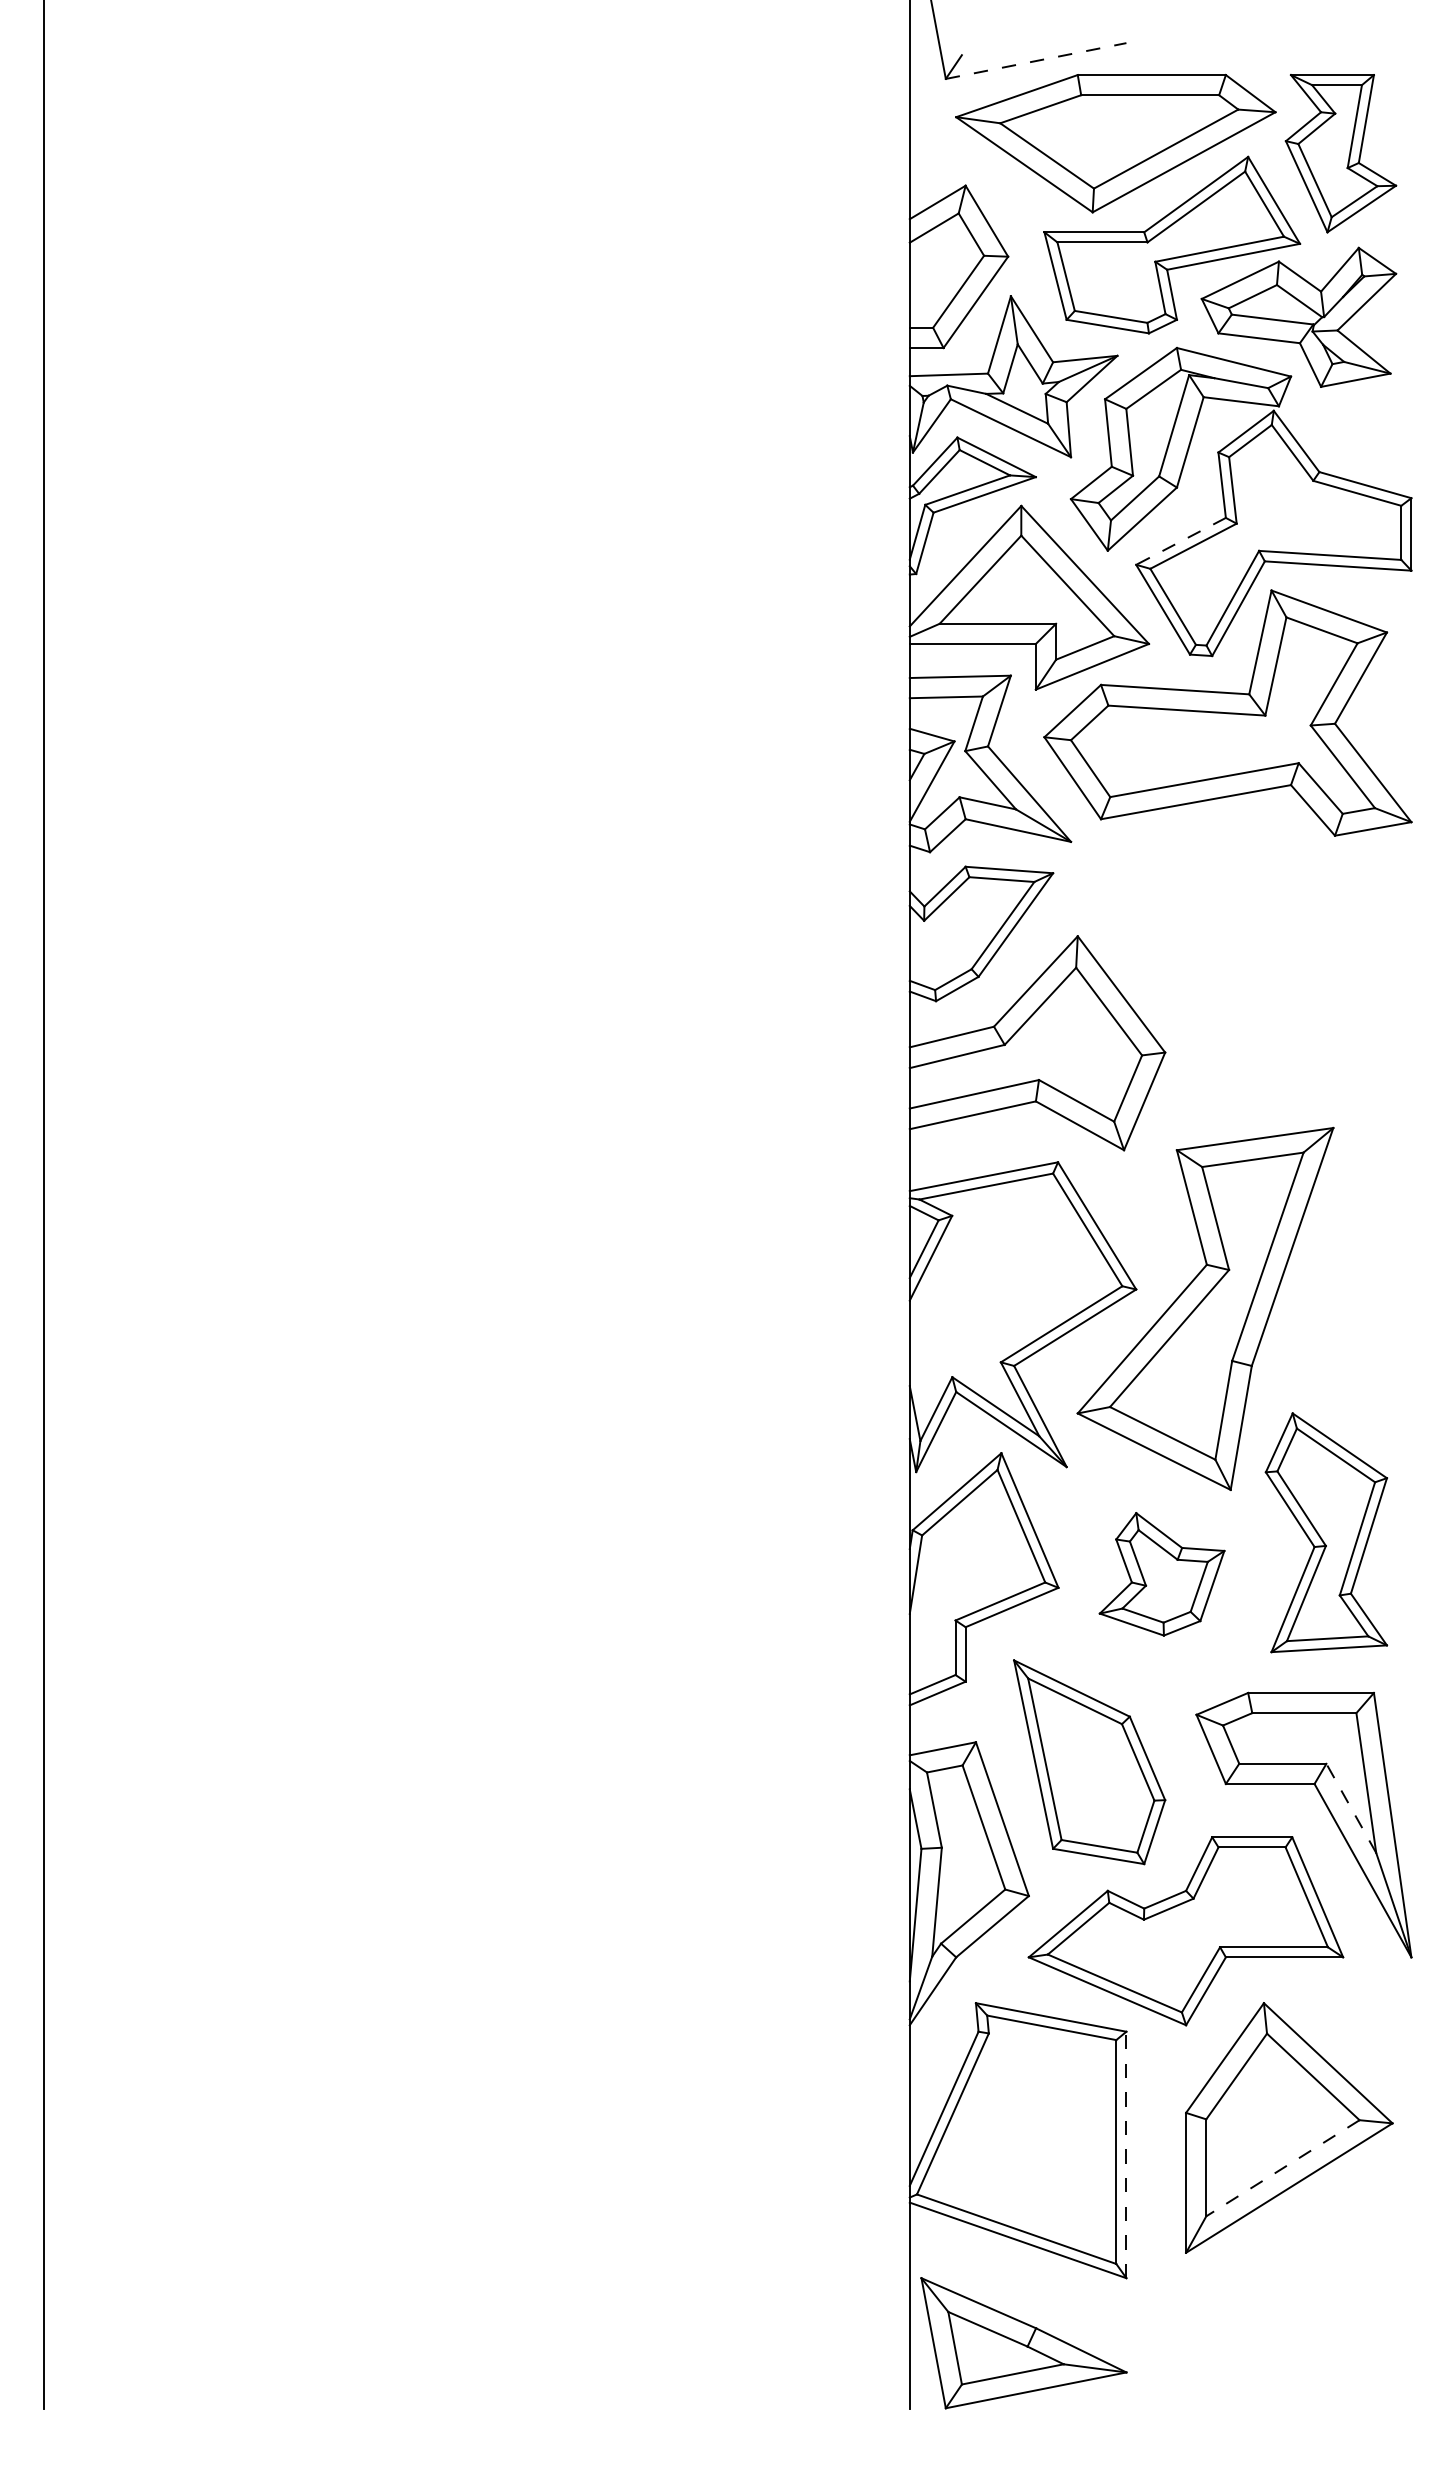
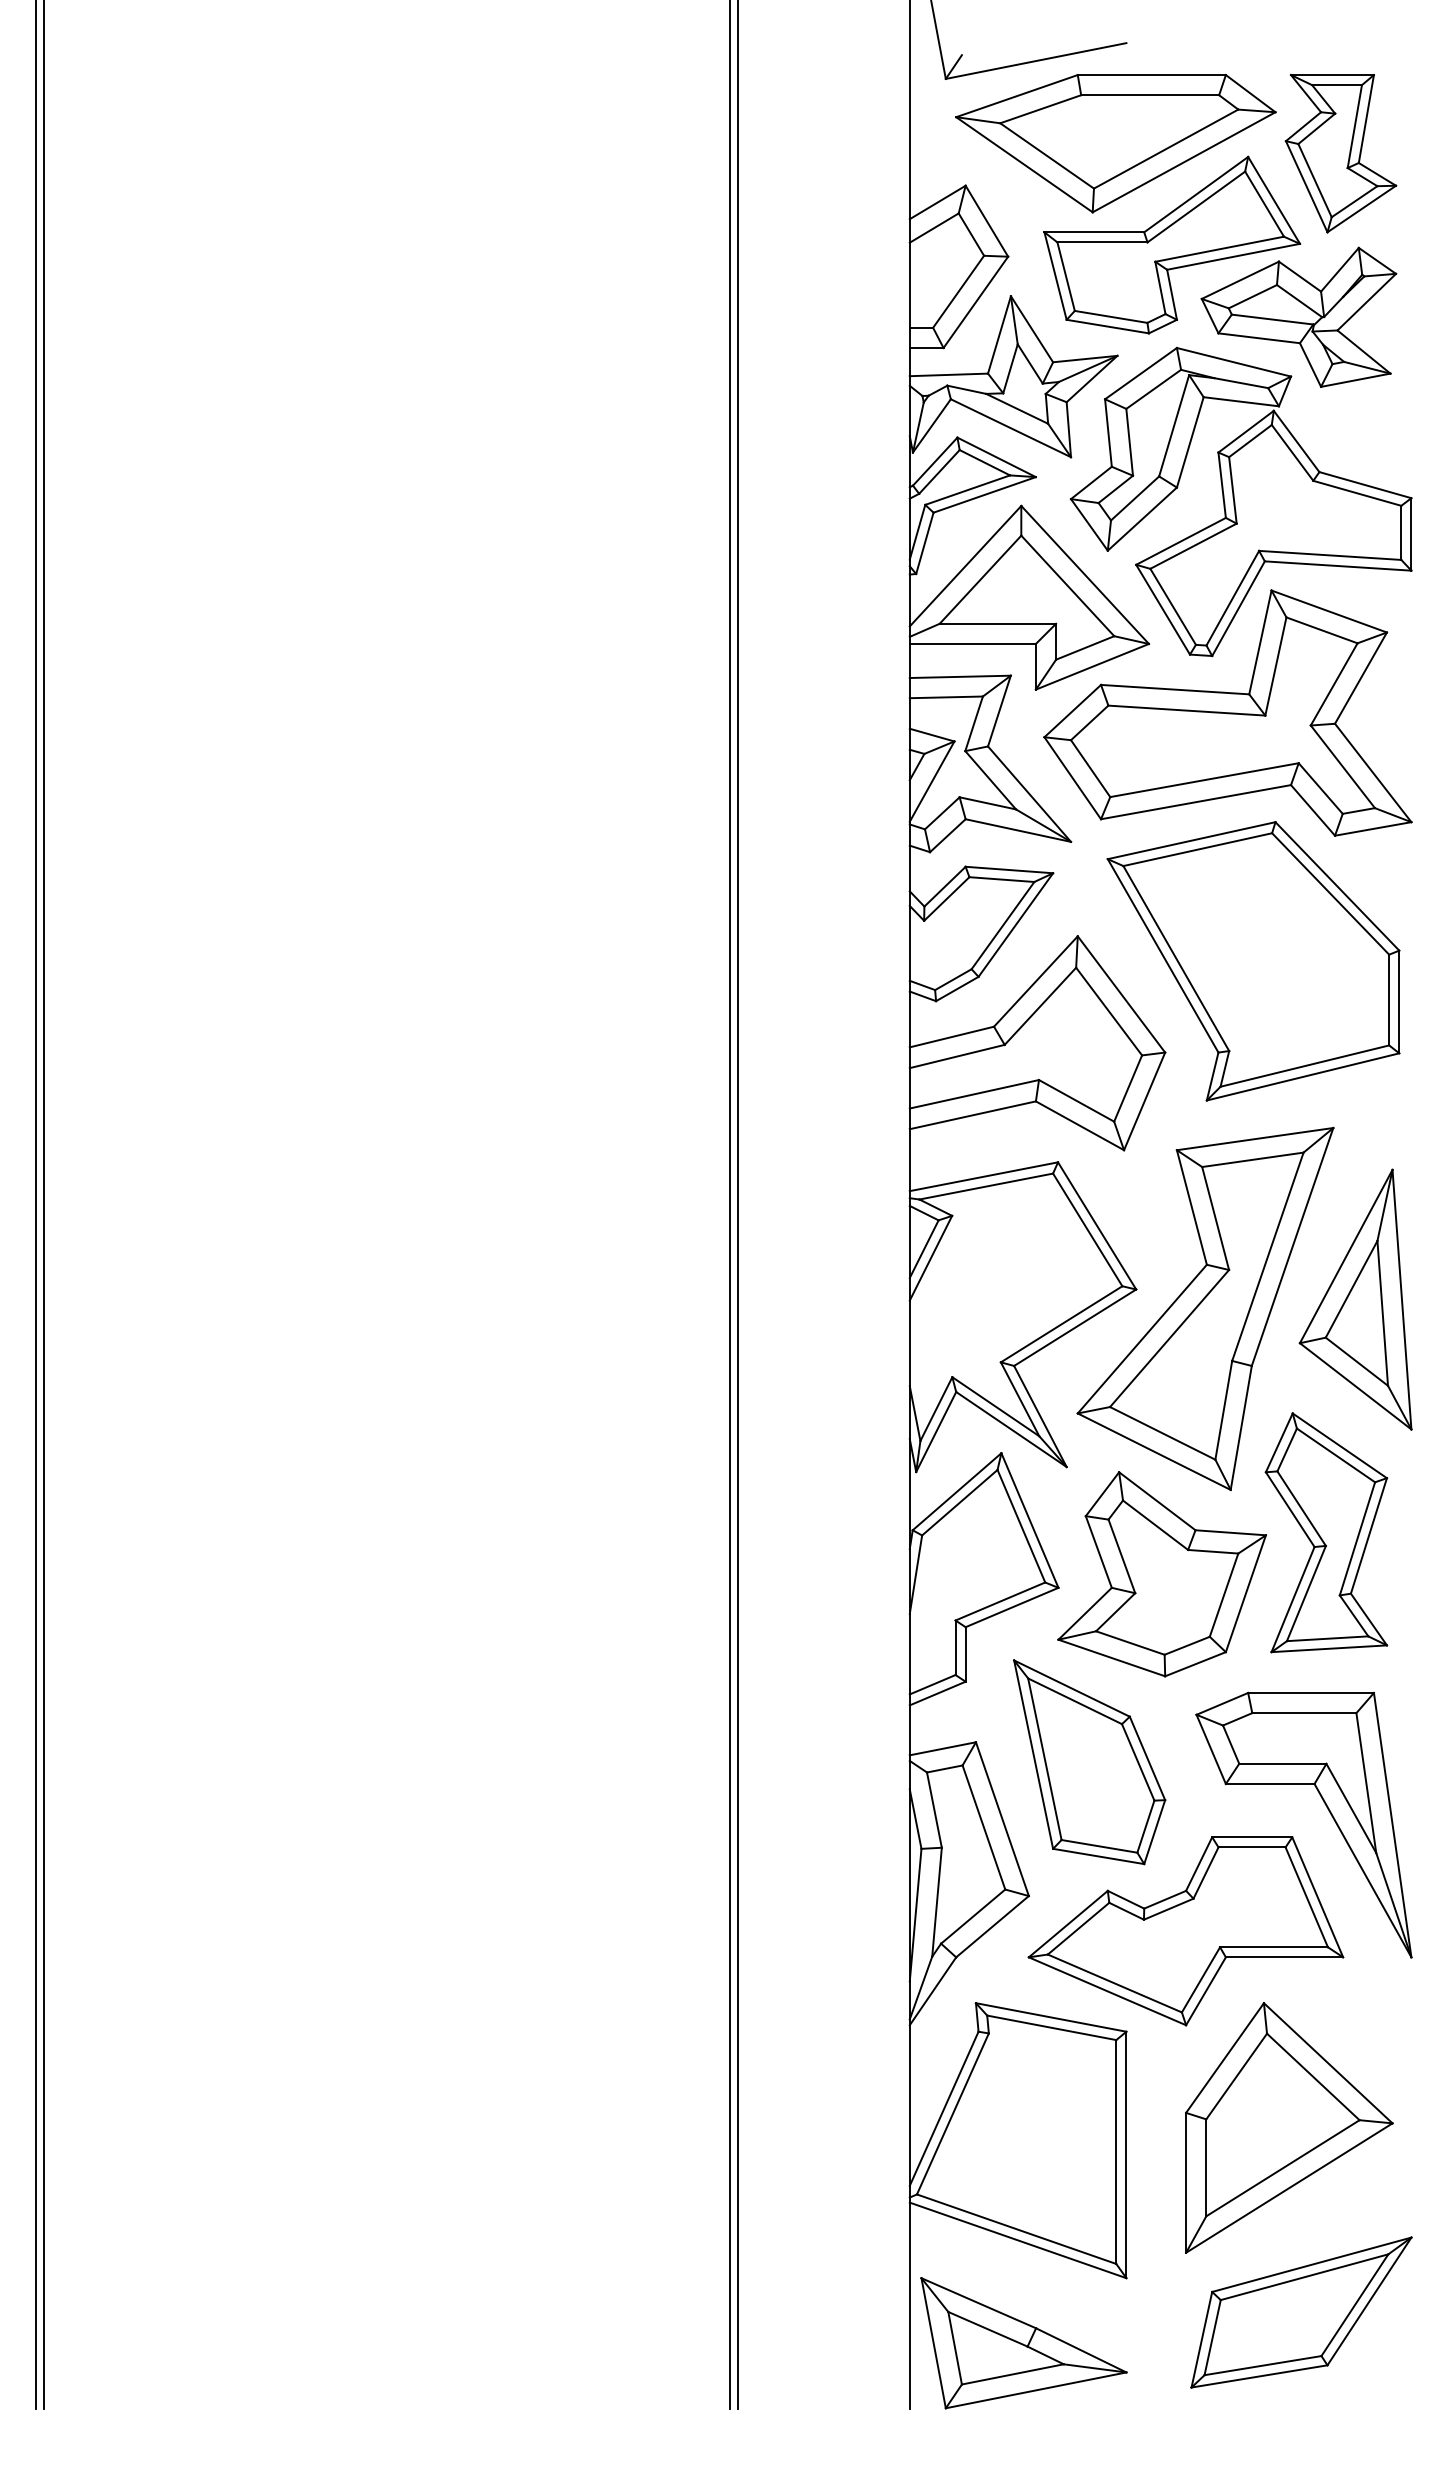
line: dashed -> solid (1036, 60)
line: dashed -> solid (1181, 541)
part: none -> present (1253, 961)
line: none -> present (35, 1205)
line: none -> present (730, 1205)
line: none -> present (738, 1205)
part: none -> present (1355, 1299)
part size: 128x125 px -> 210x207 px (1161, 1574)
line: dashed -> solid (1351, 1807)
line: dashed -> solid (1126, 2154)
line: dashed -> solid (1282, 2168)
part: none -> present (1301, 2312)
